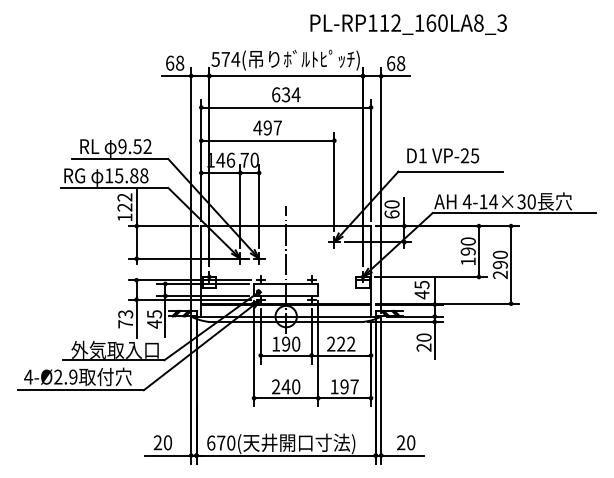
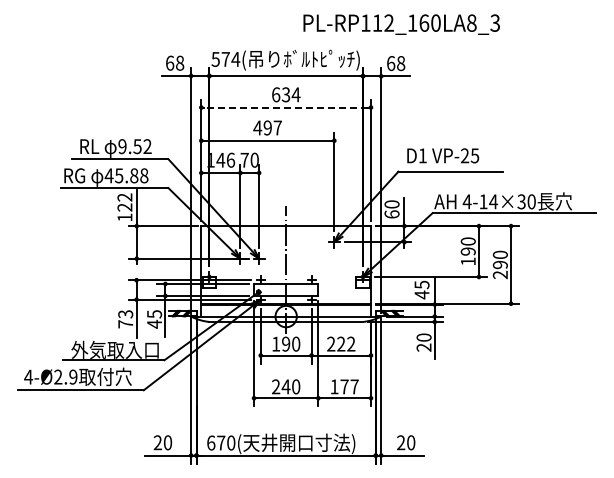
text position: (408, 24) -> (401, 24) (401, 24)
line: solid -> dashed (285, 107)
text: 15.88 -> 45.88 (108, 175)
text: 197 -> 177 (344, 386)
